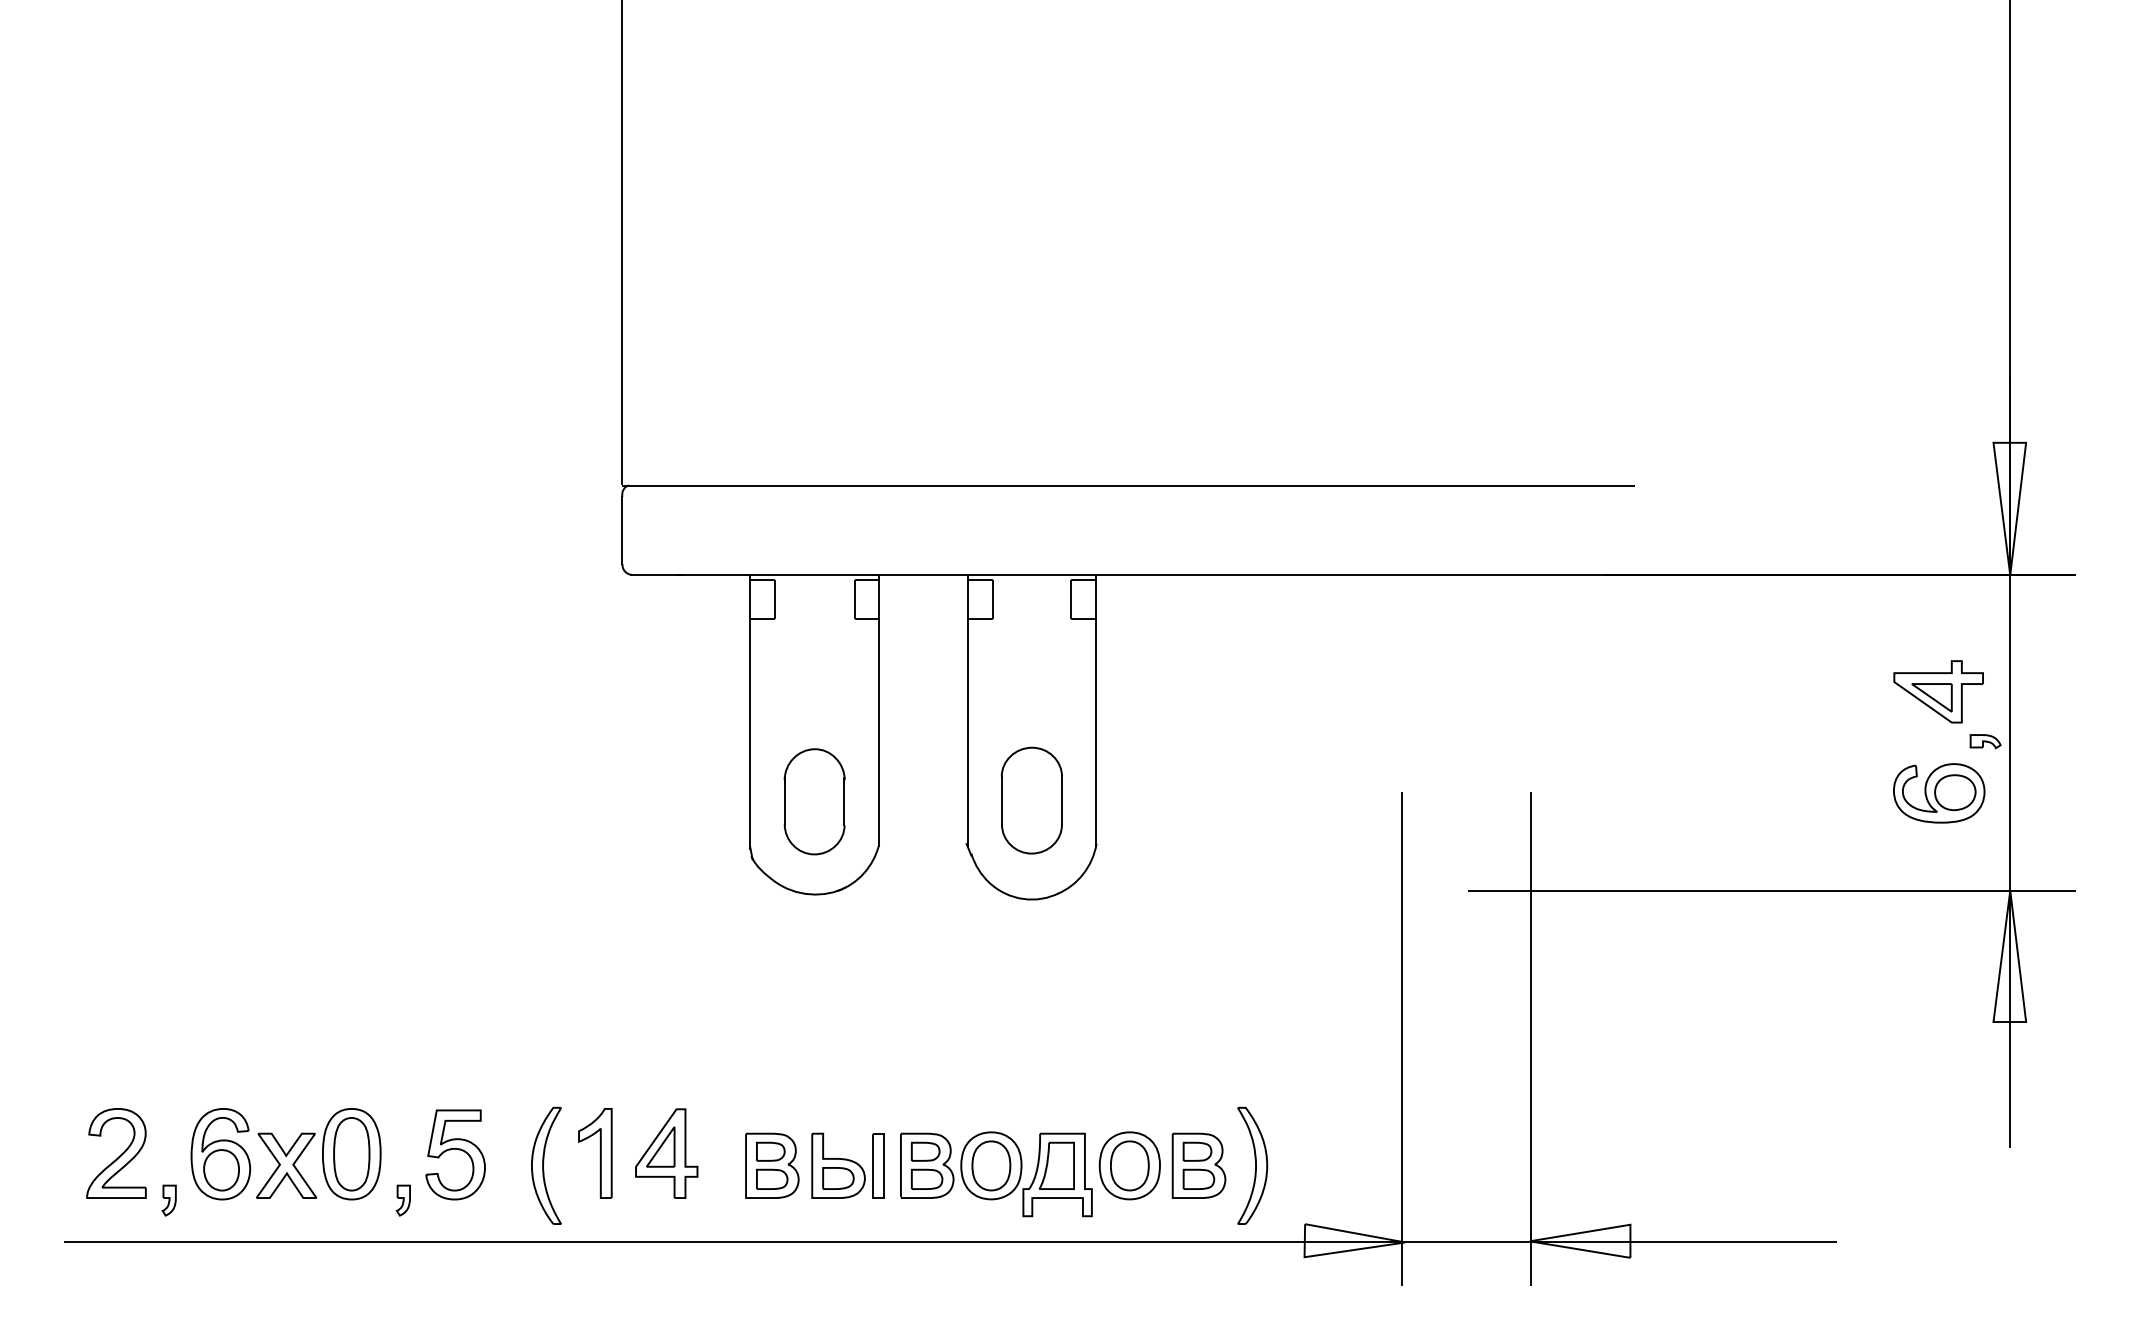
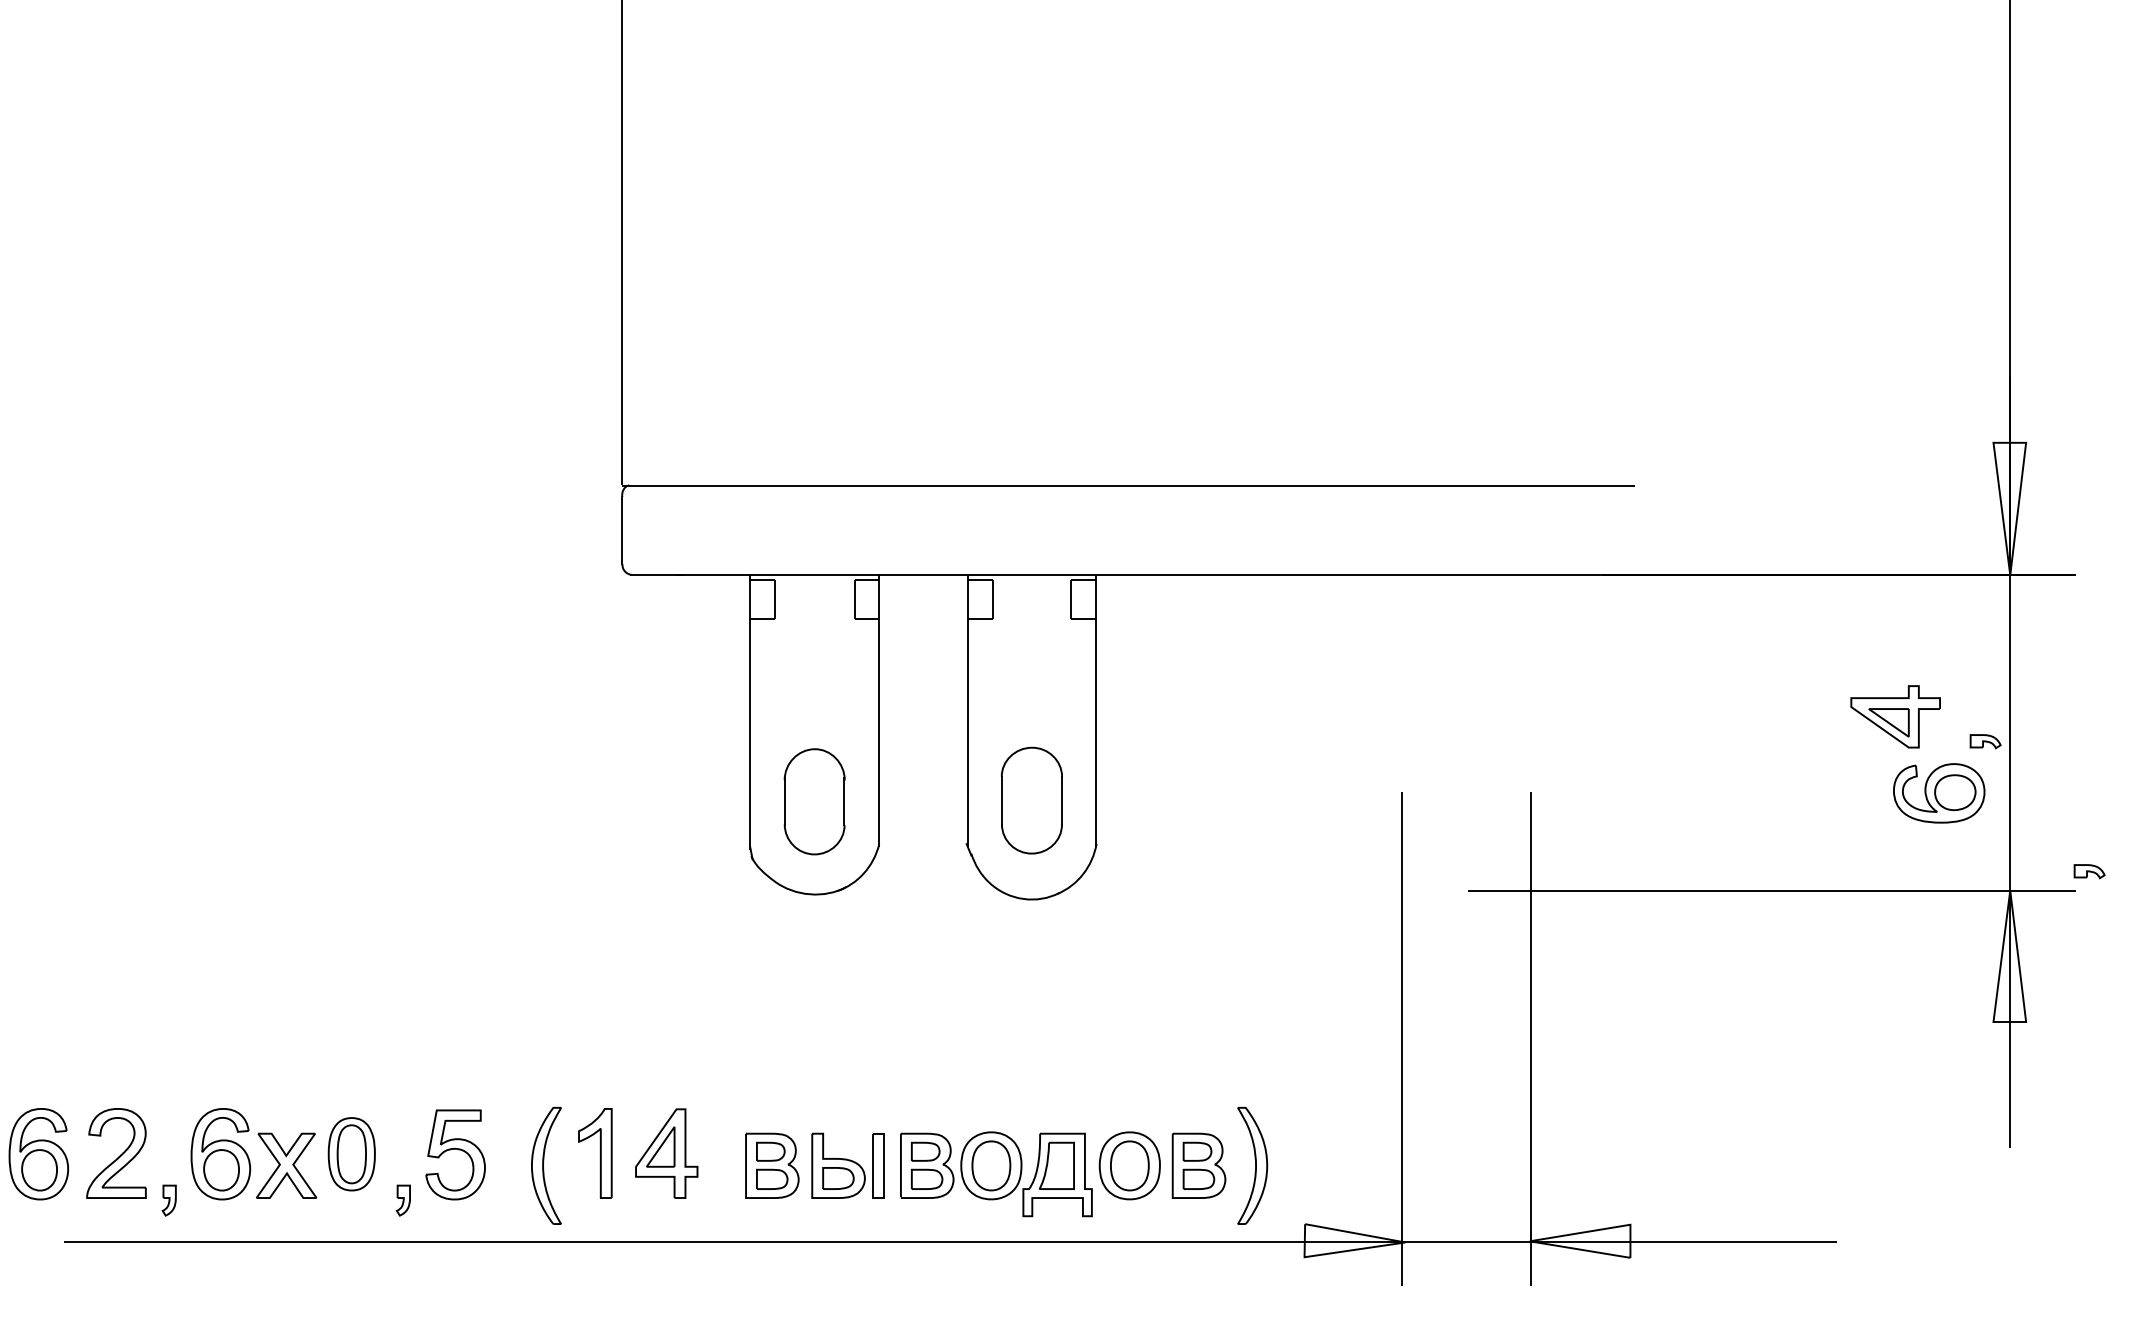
part position: (1938, 691) -> (1895, 716) (1895, 716)
part: none -> present (2089, 871)
part: none -> present (38, 1154)
part size: 60x93 px -> 49x75 px (351, 1154)
